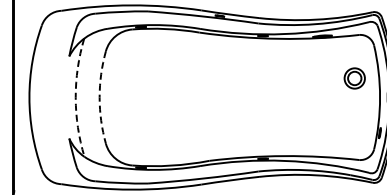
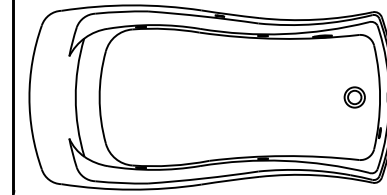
part position: (354, 78) -> (354, 97) (354, 97)
arc: dashed -> solid (75, 97)
arc: dashed -> solid (99, 97)
